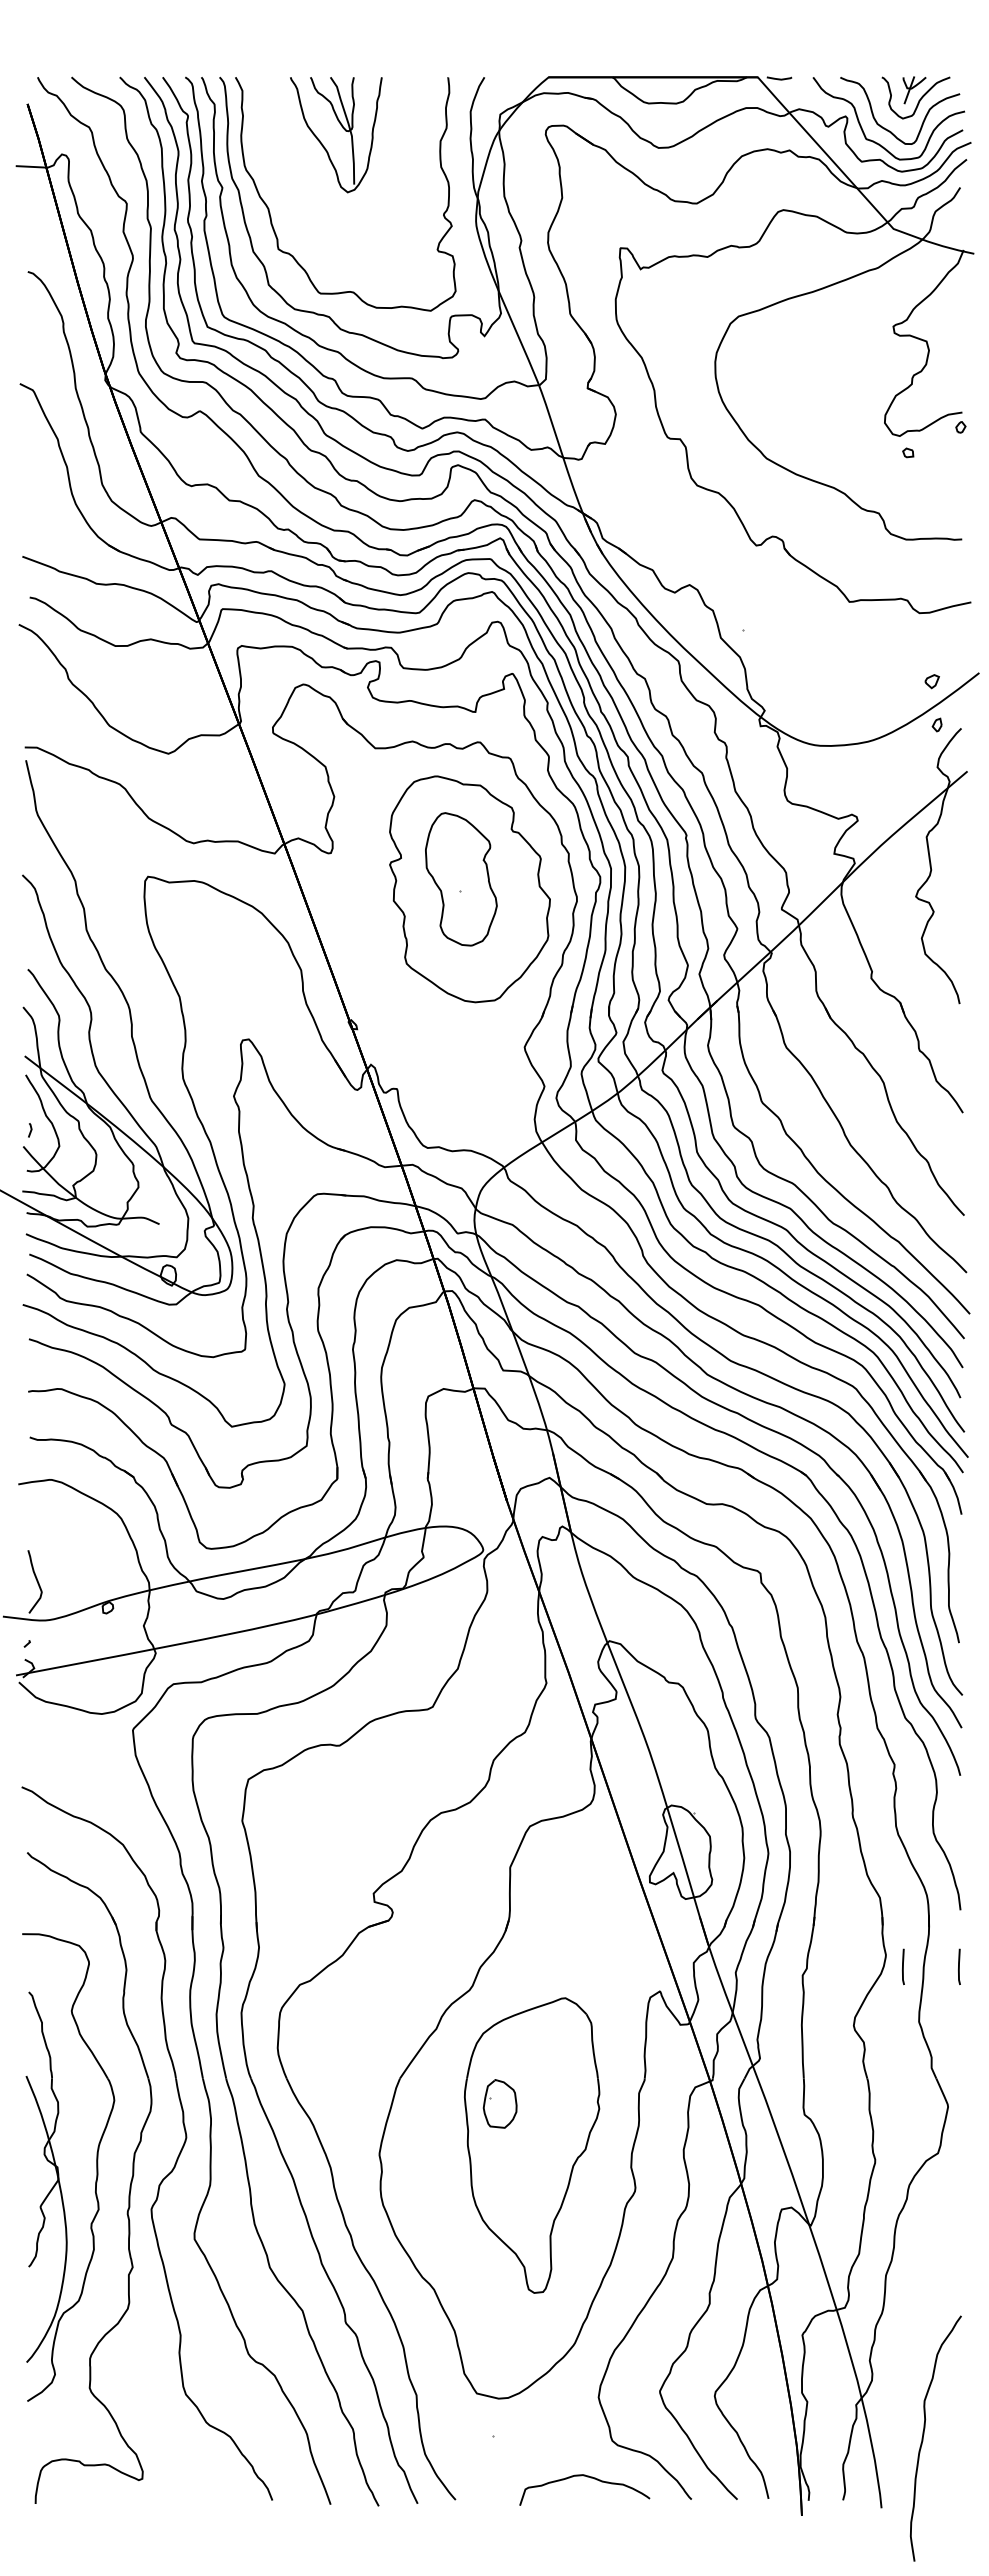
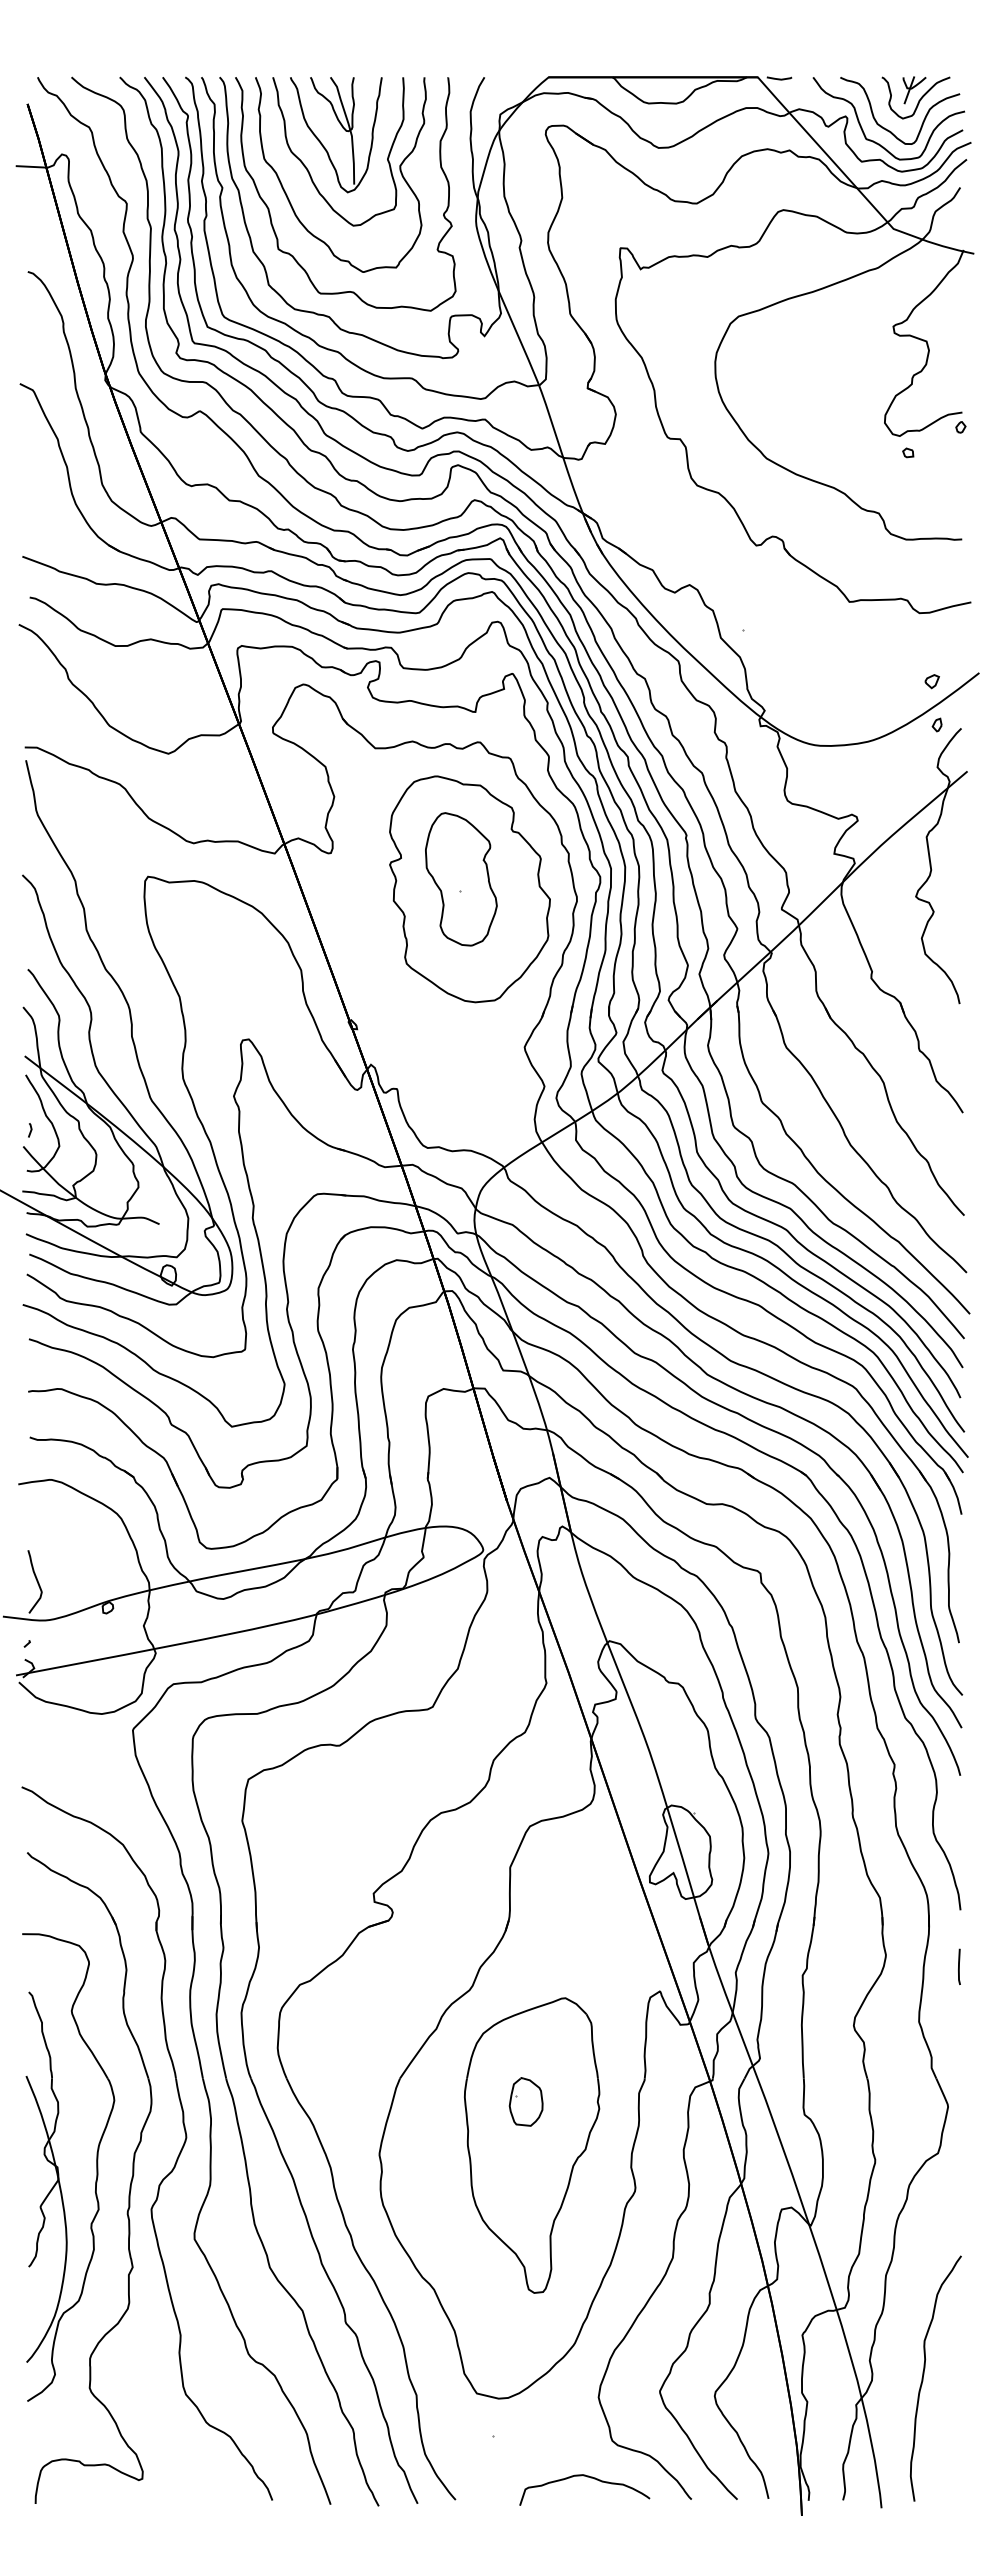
part: none -> present (317, 187)
line: present -> none (903, 1966)
part position: (499, 2103) -> (525, 2101) (525, 2101)
curve position: (924, 2434) -> (924, 2374) (924, 2374)
